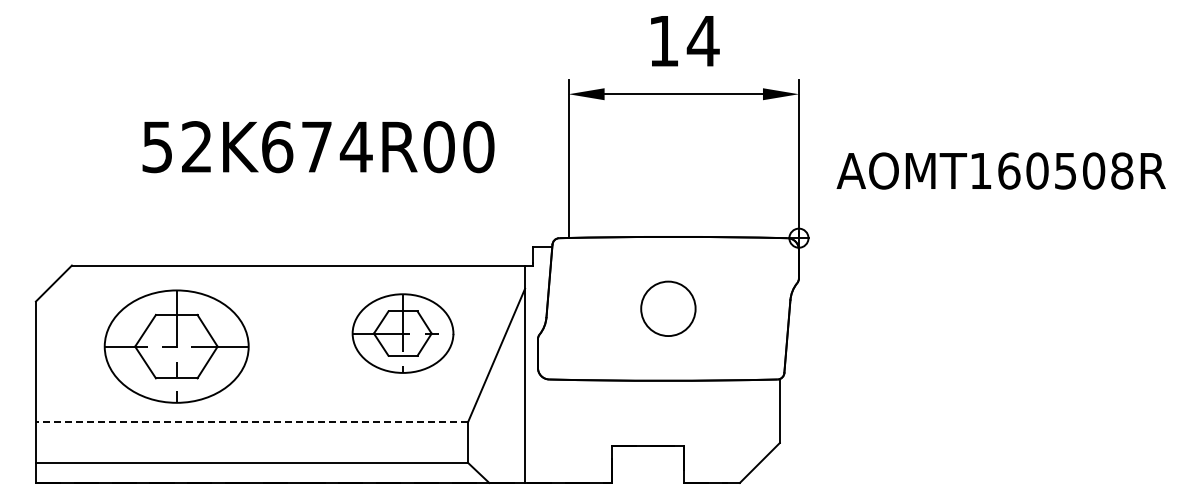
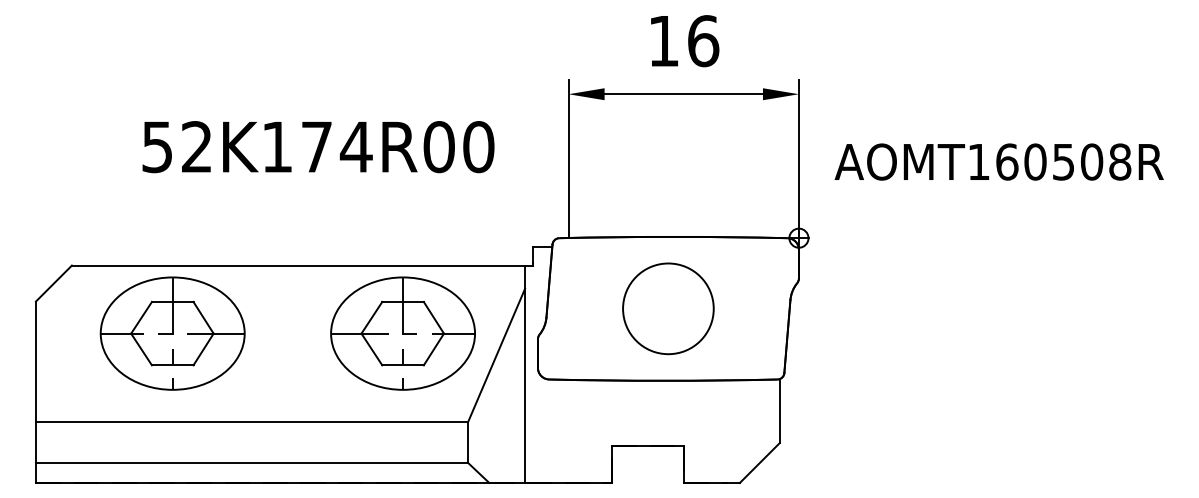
text: 14 -> 16 (702, 41)
text: 52K674R00 -> 52K174R00 (277, 147)
text position: (1000, 170) -> (998, 161) (998, 161)
circle diameter: 54 px -> 91 px (668, 308)
part size: 104x81 px -> 146x115 px (402, 333)
part position: (176, 346) -> (172, 333) (172, 333)
line: dashed -> solid (251, 422)
